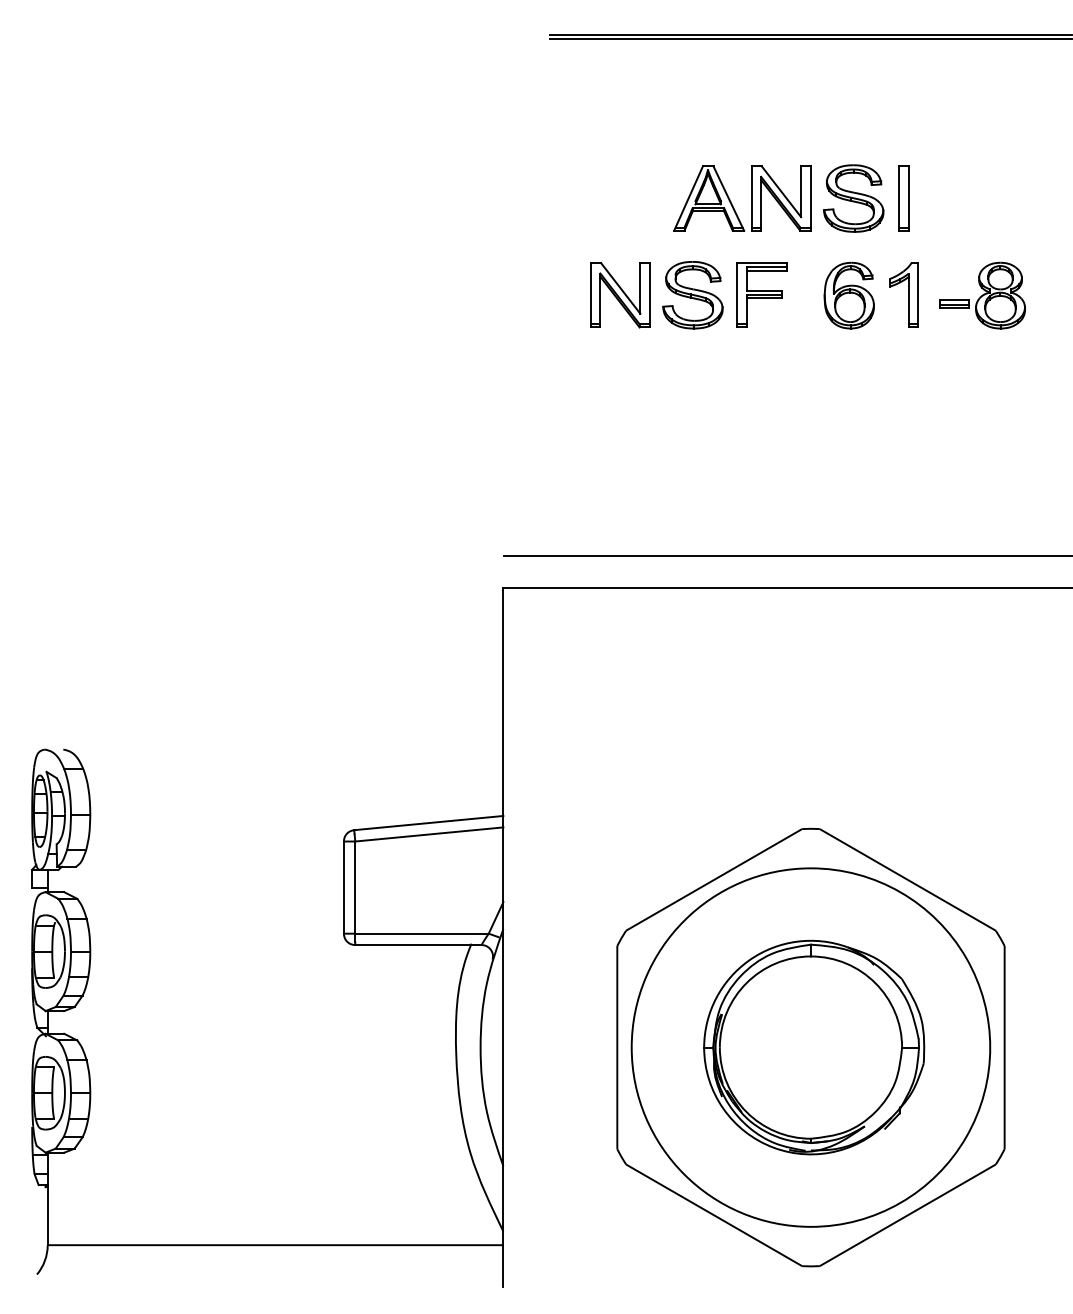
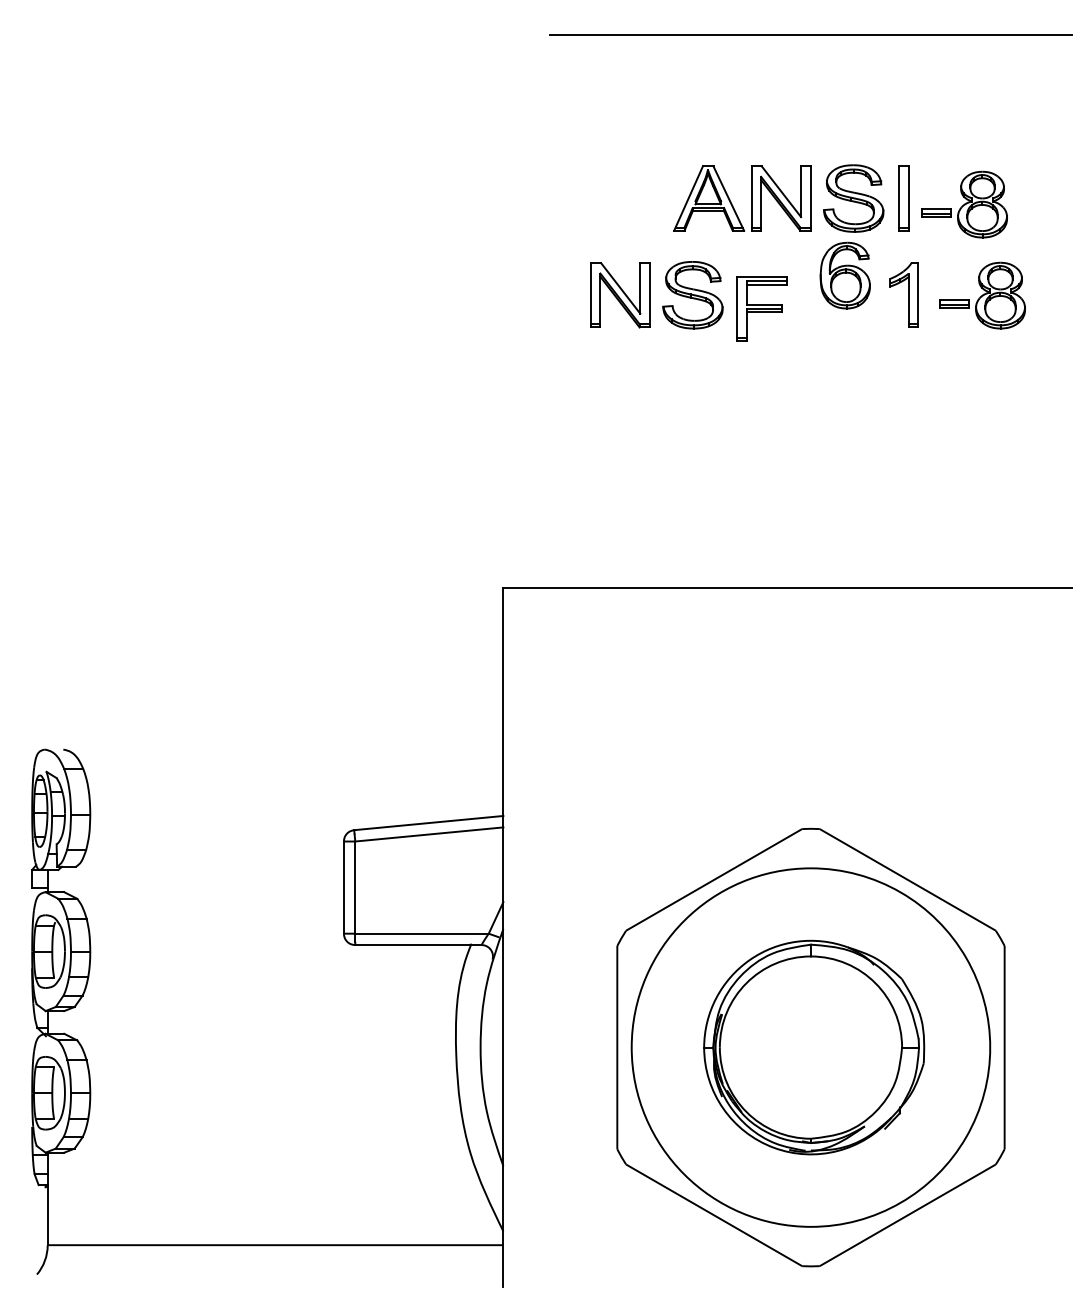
line: present -> none (809, 39)
part: none -> present (964, 204)
part position: (761, 294) -> (761, 308) (761, 308)
part position: (848, 295) -> (844, 275) (844, 275)
line: present -> none (786, 555)
